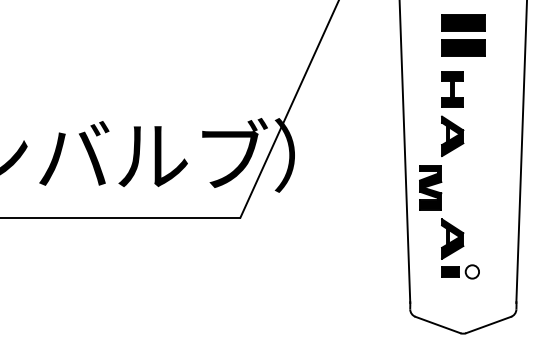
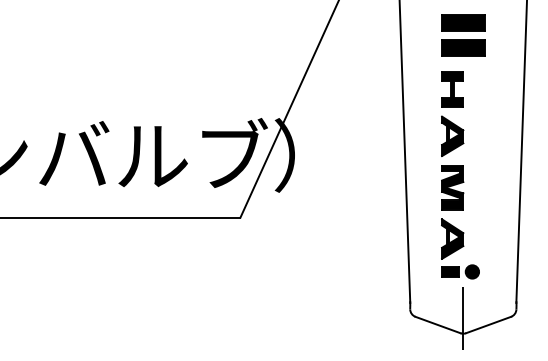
part position: (430, 187) -> (452, 187) (452, 187)
fill: none -> present (472, 271)
line: none -> present (463, 318)
